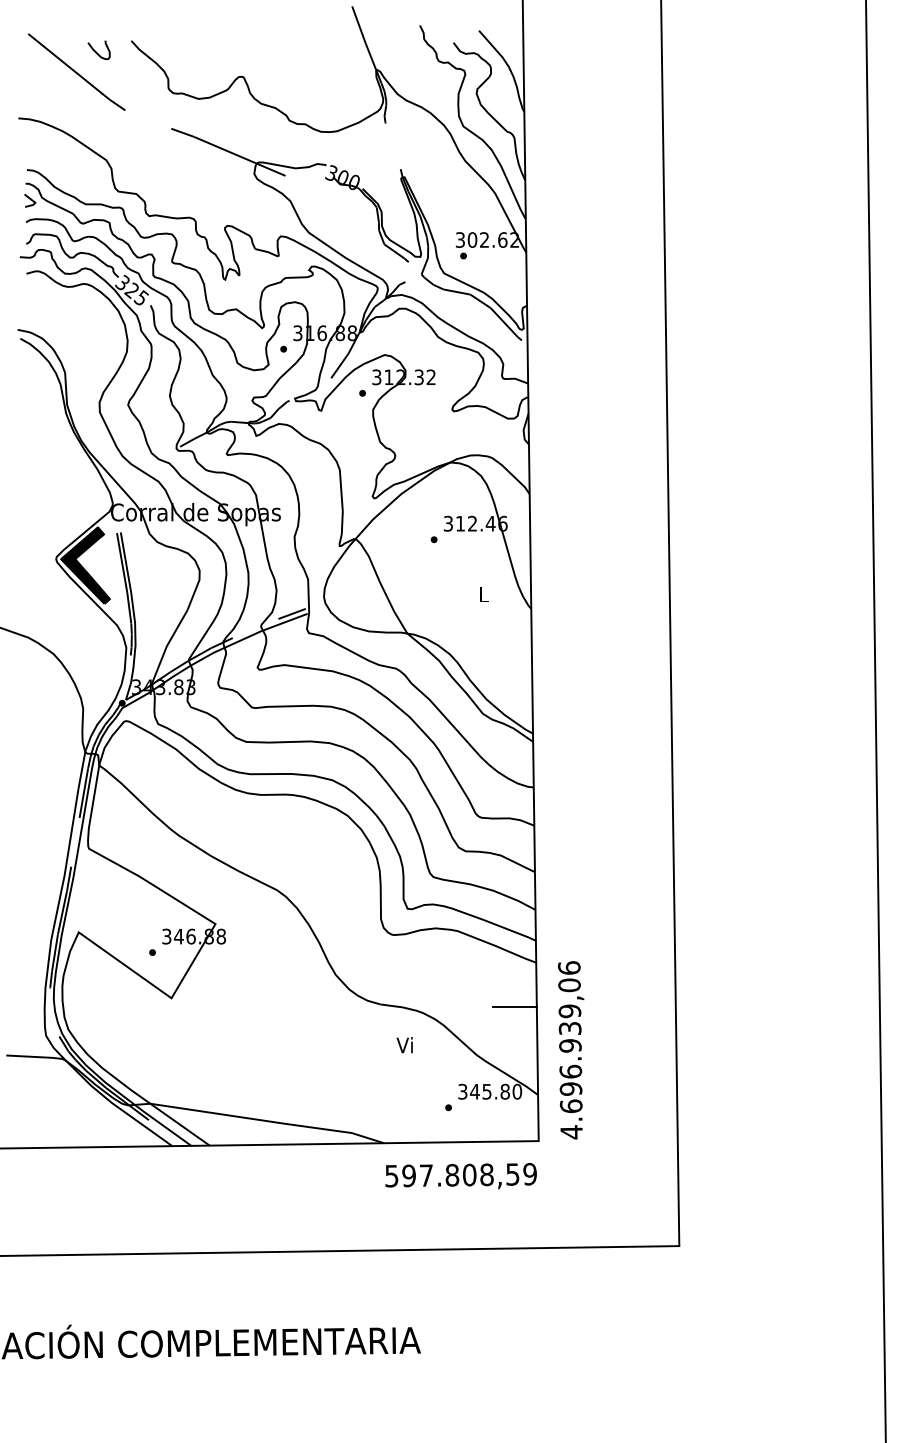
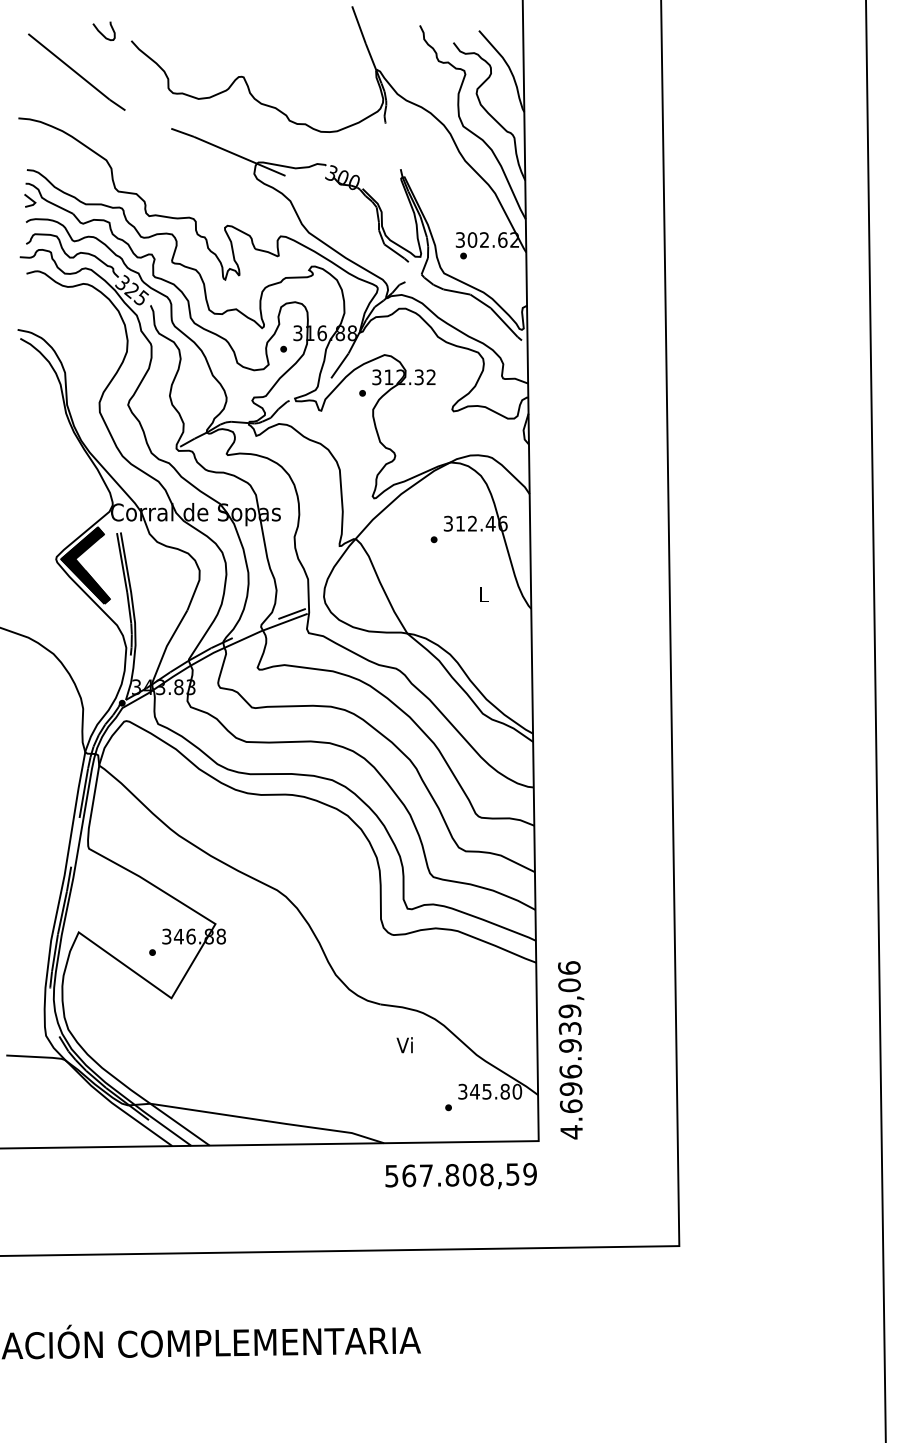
curve position: (96, 51) -> (101, 32) (101, 32)
line: present -> none (514, 1006)
text: 597.808,59 -> 567.808,59 (409, 1175)
